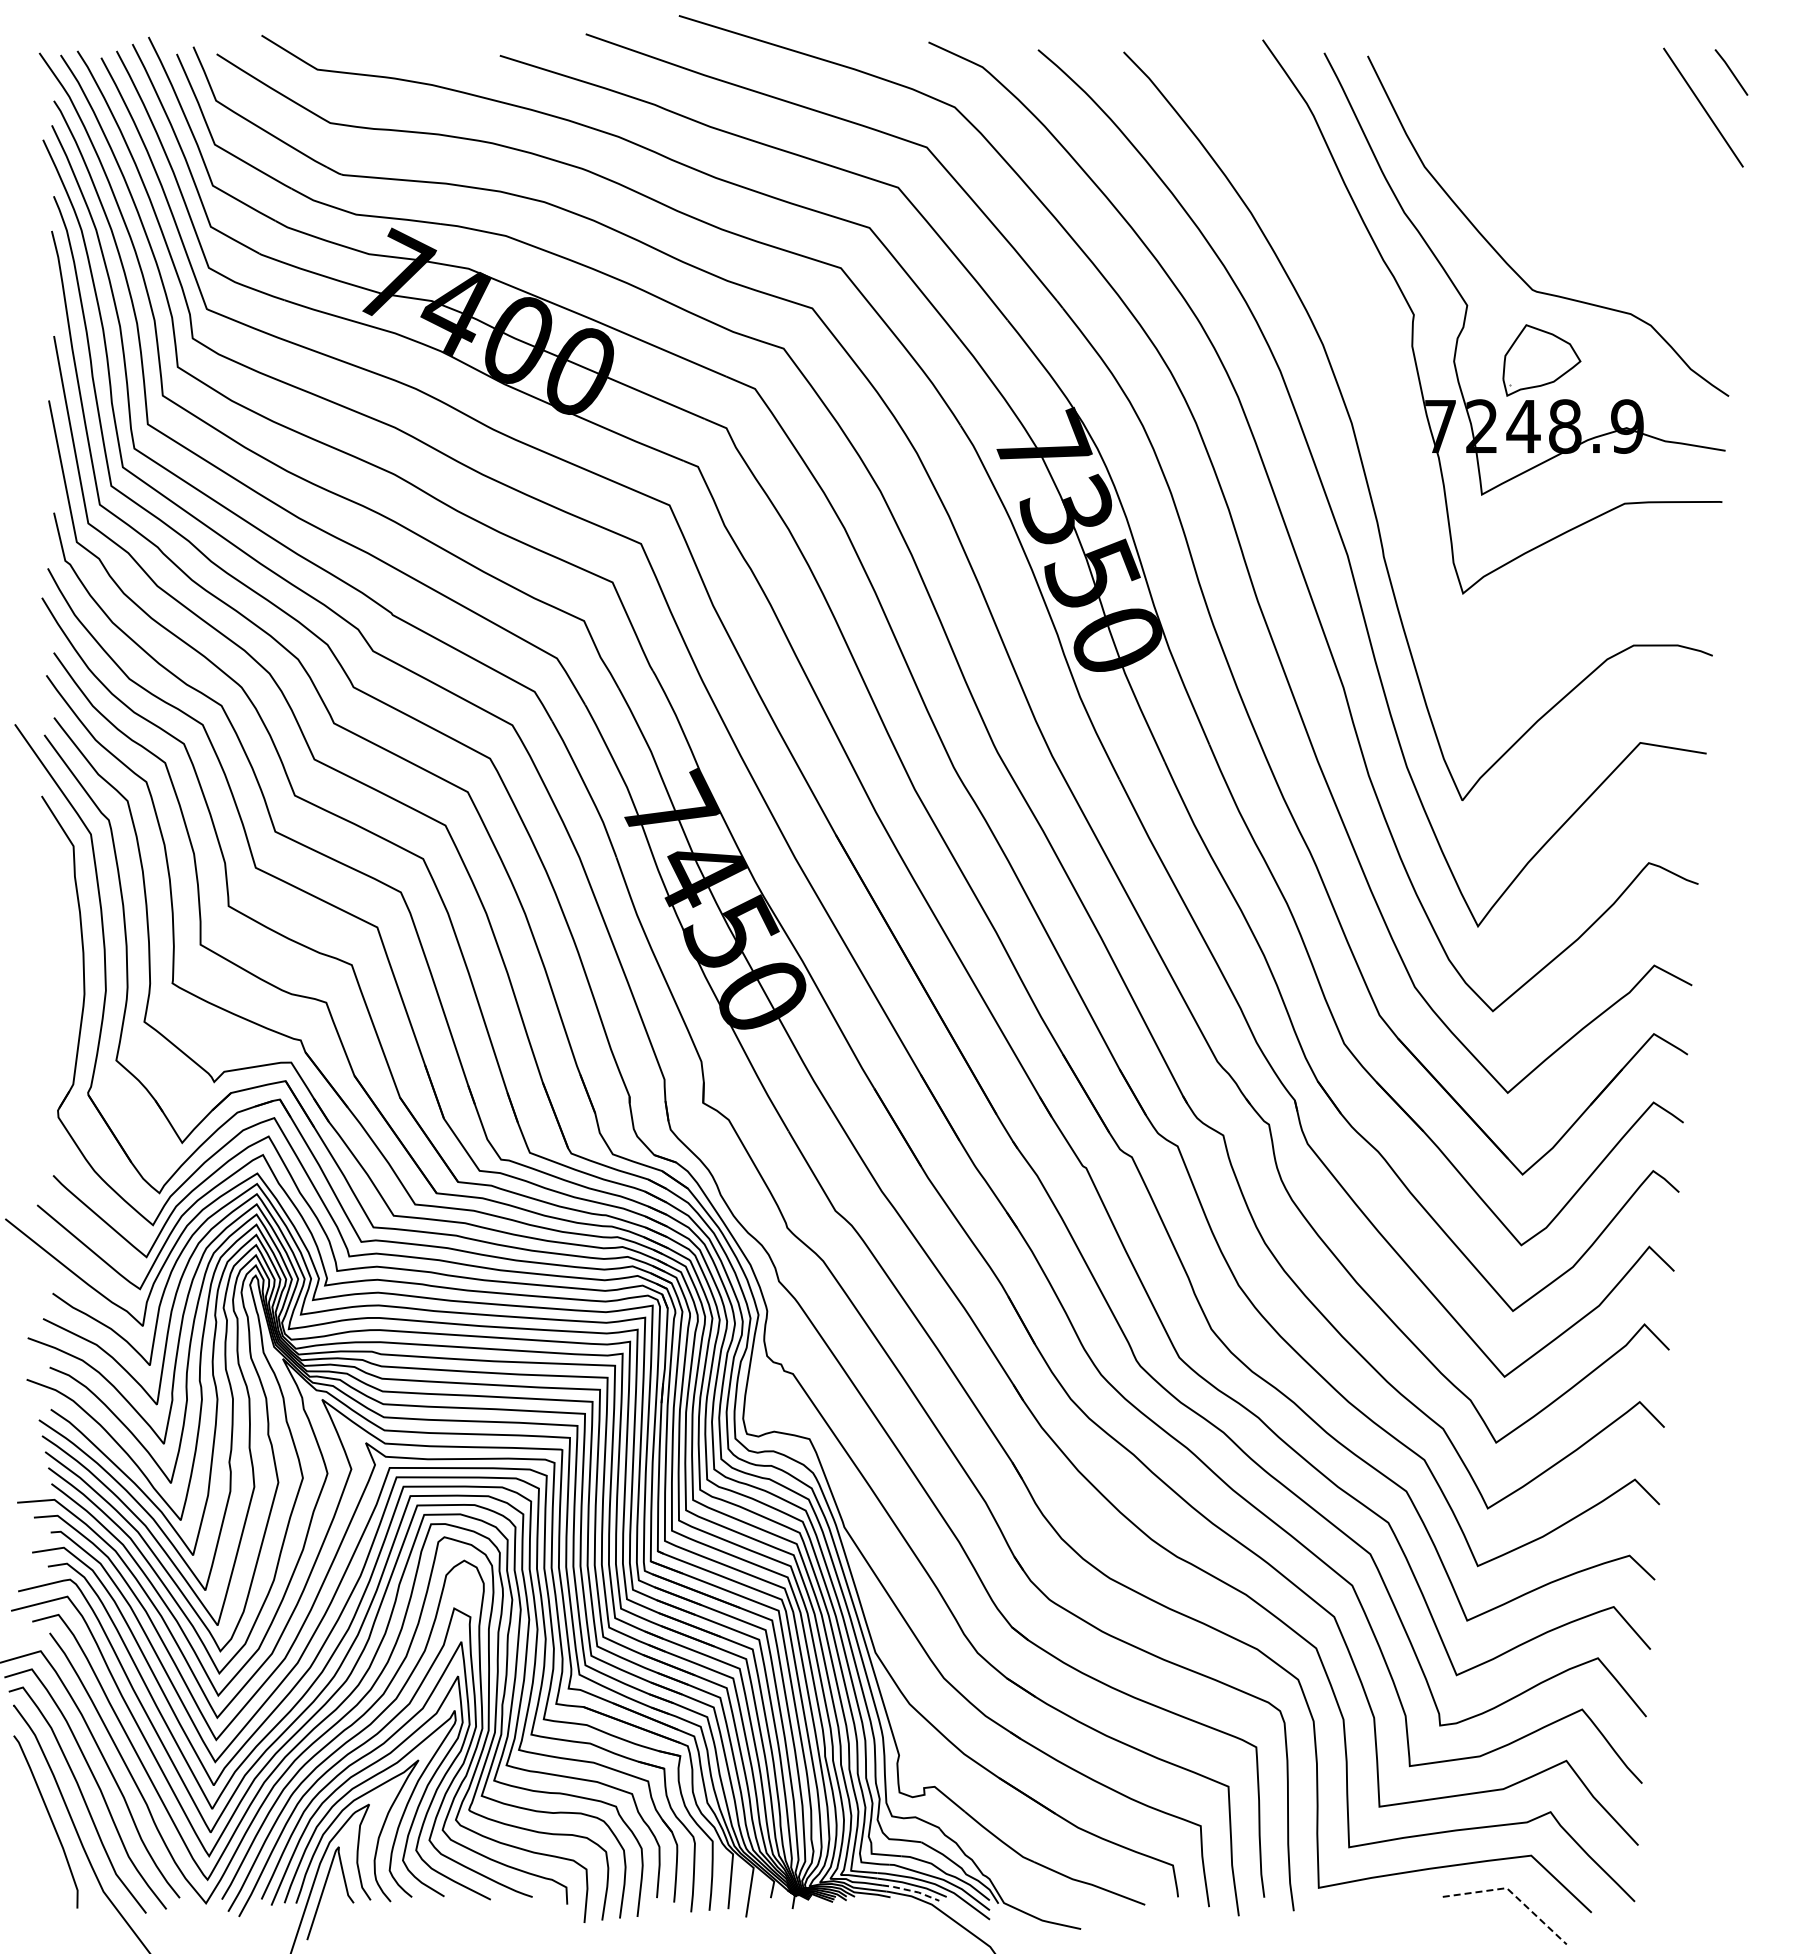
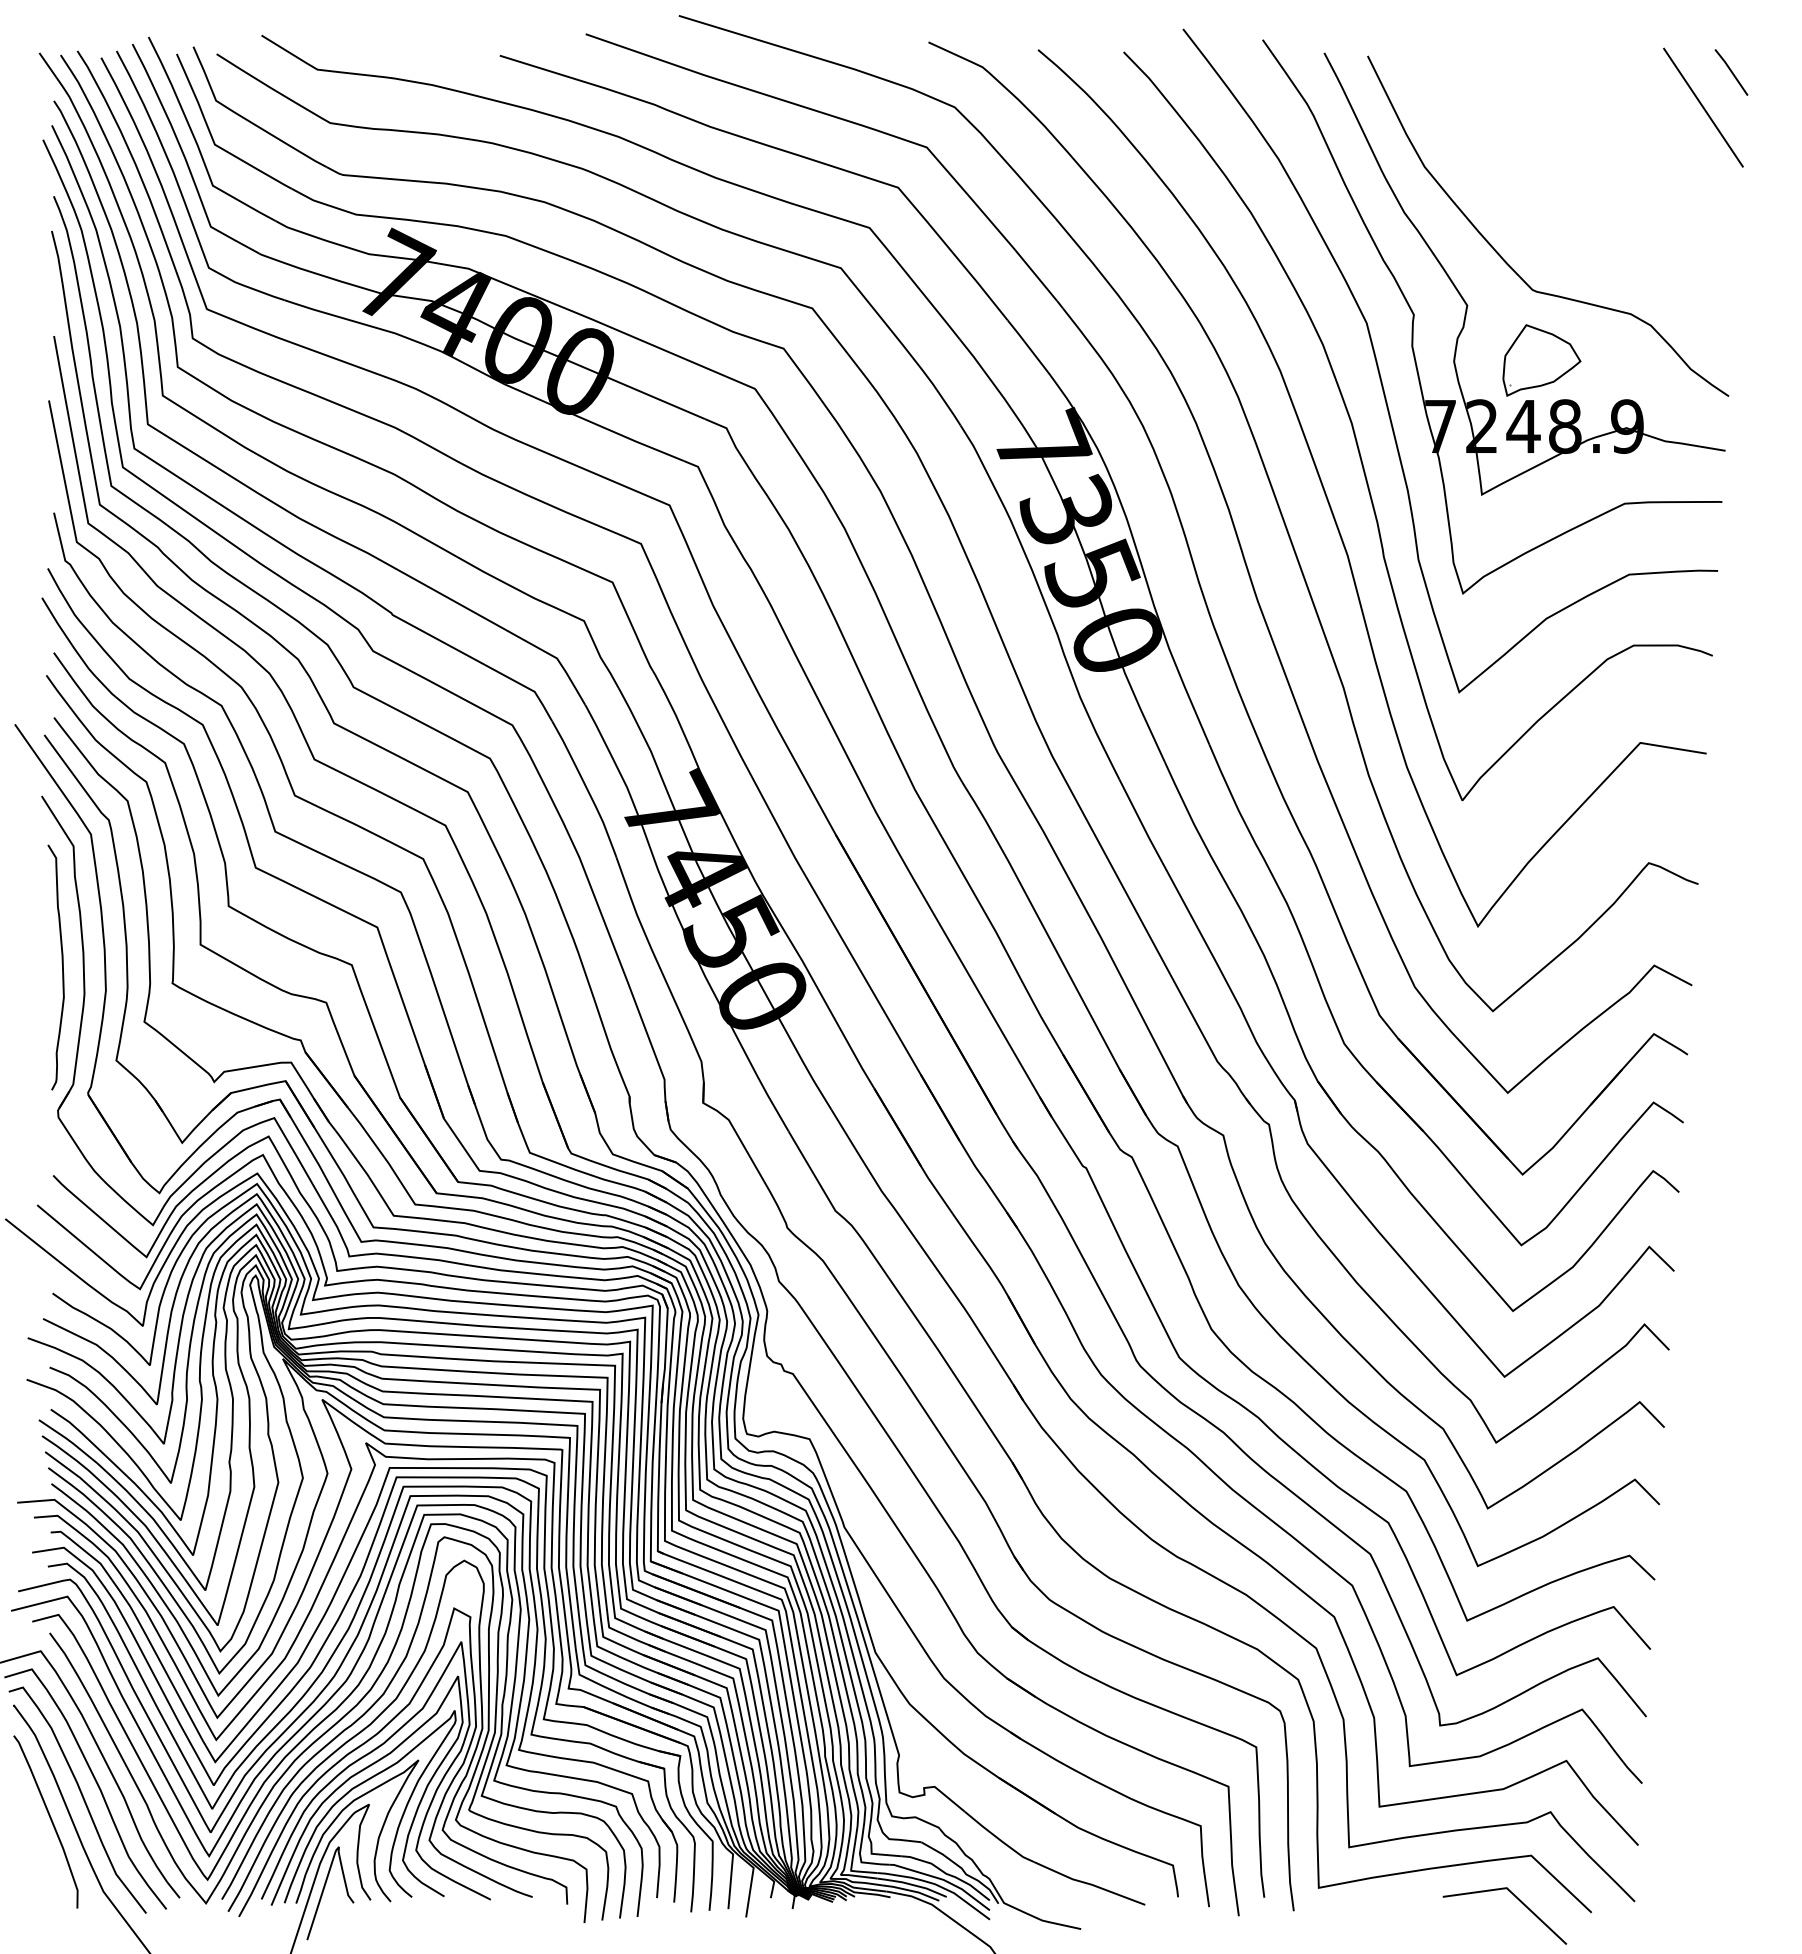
curve: none -> present (1381, 377)
curve: none -> present (62, 967)
line: dashed -> solid (911, 1890)
line: dashed -> solid (1513, 1894)
